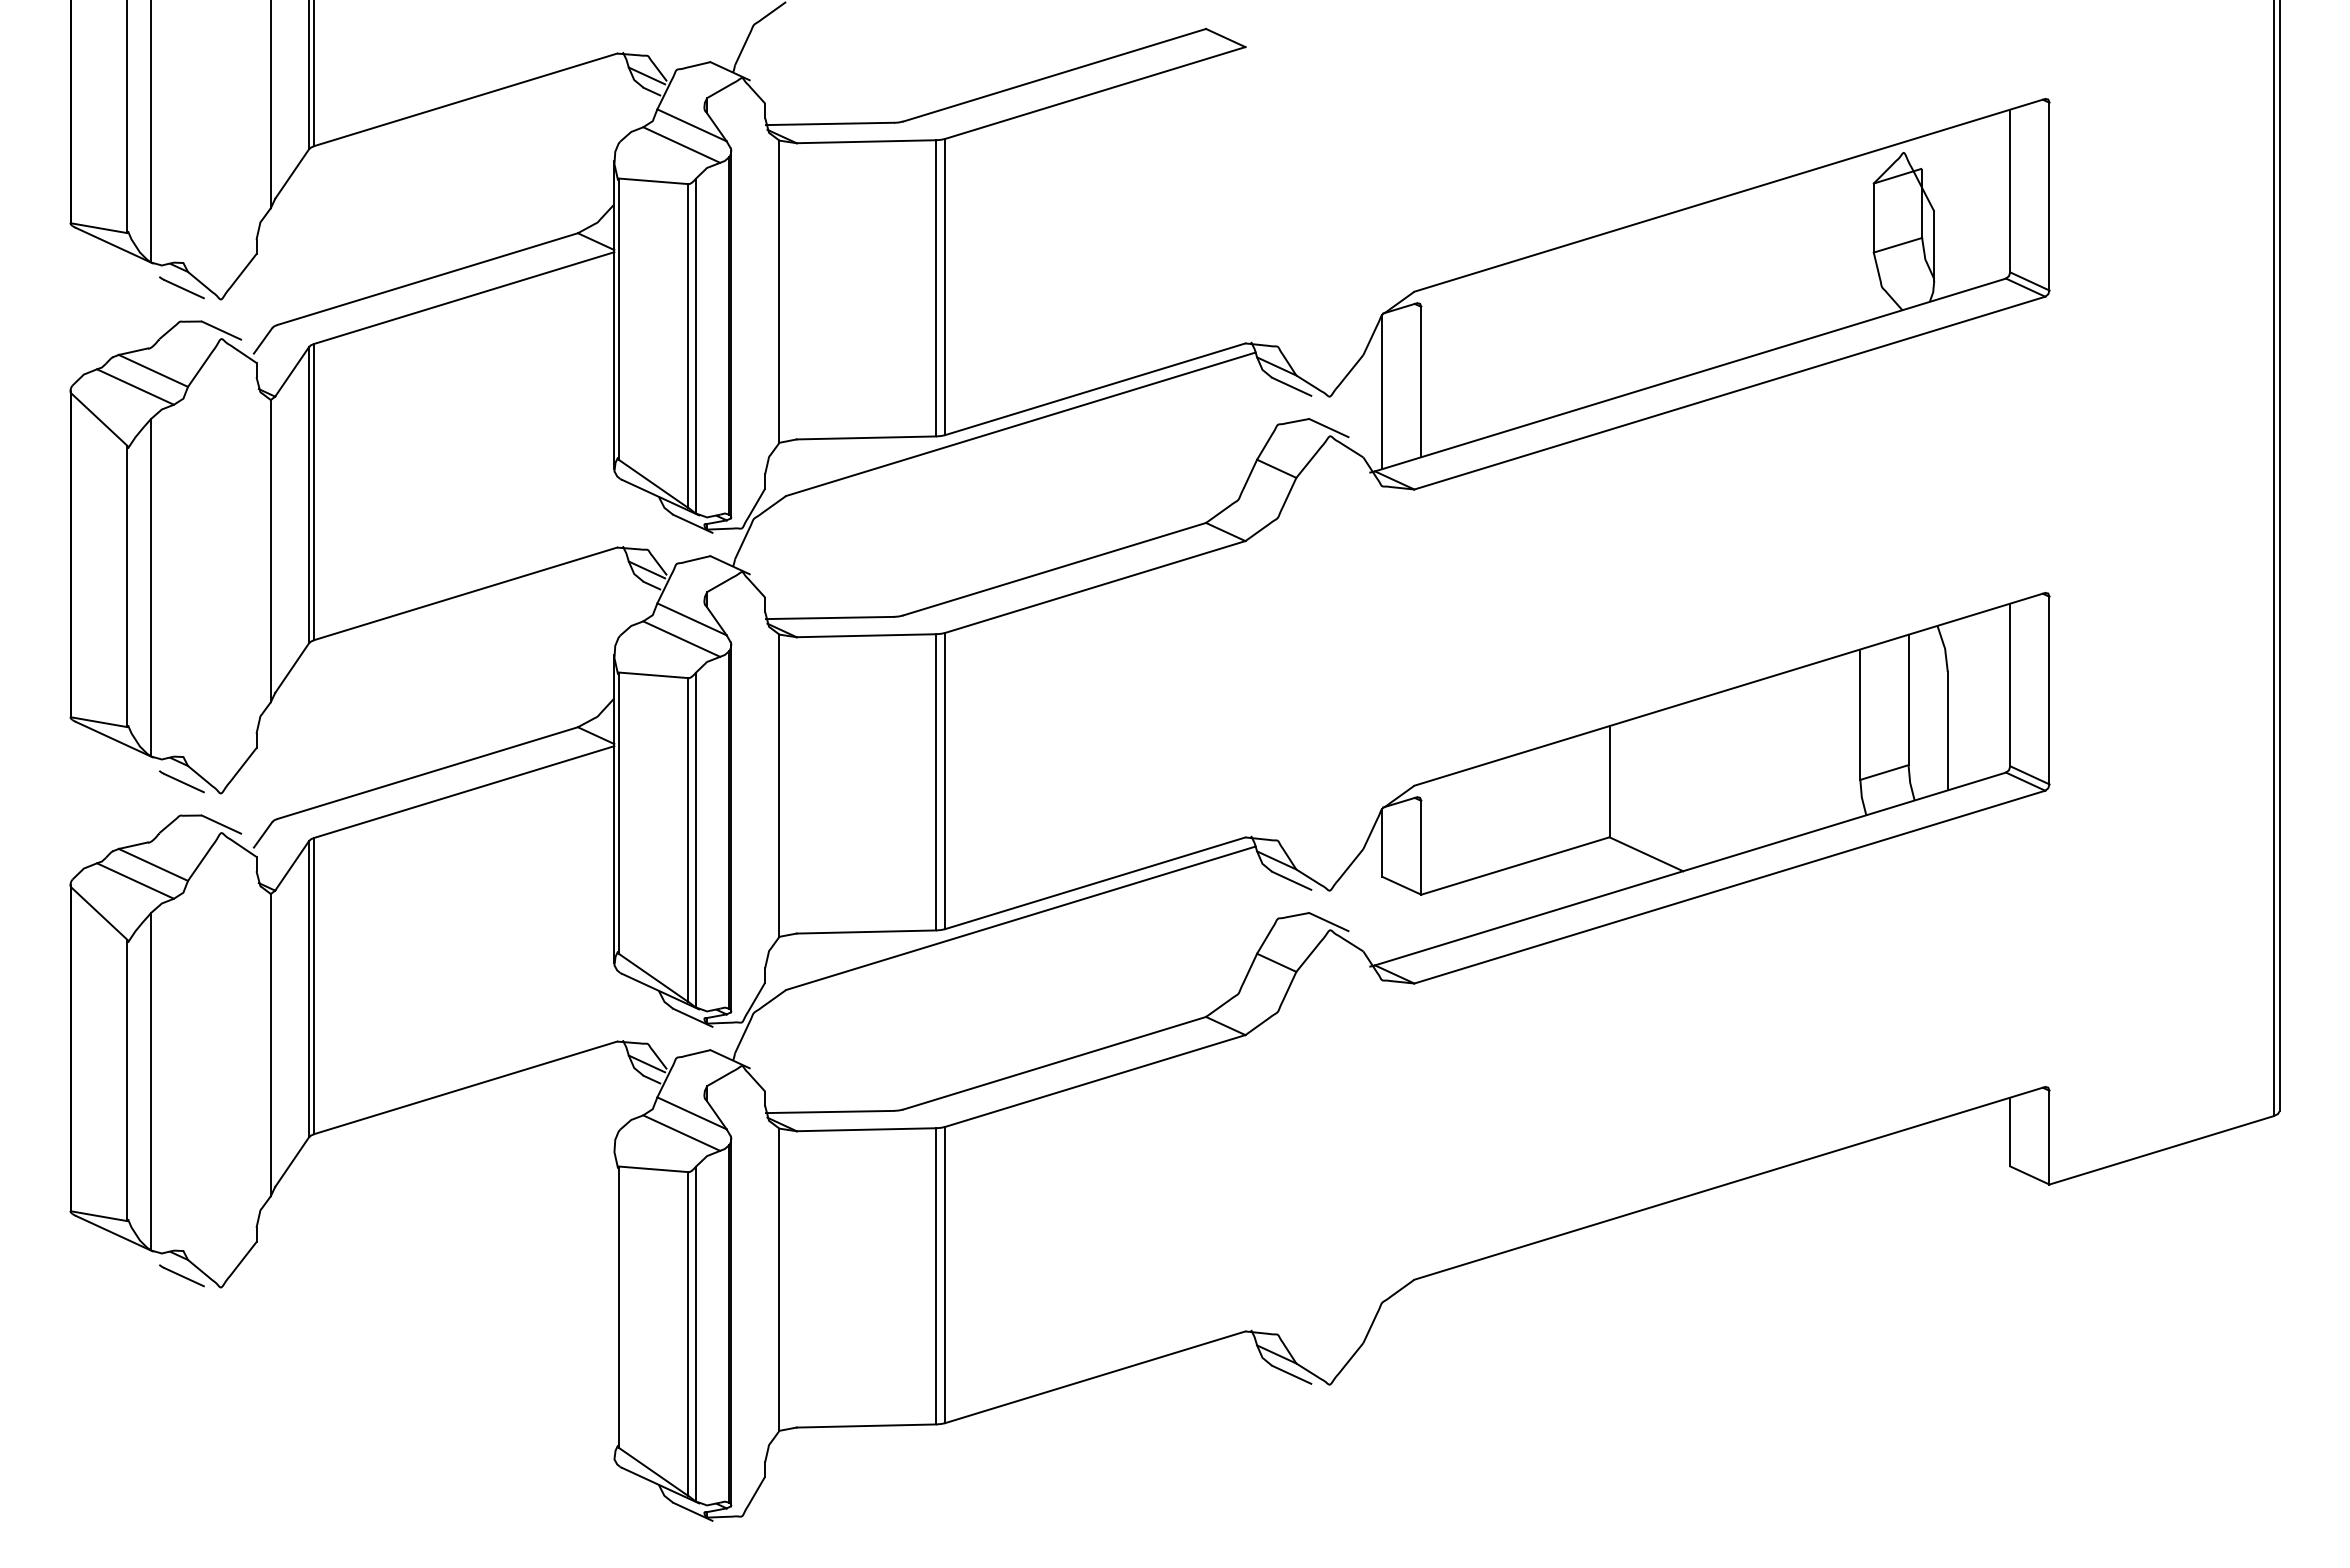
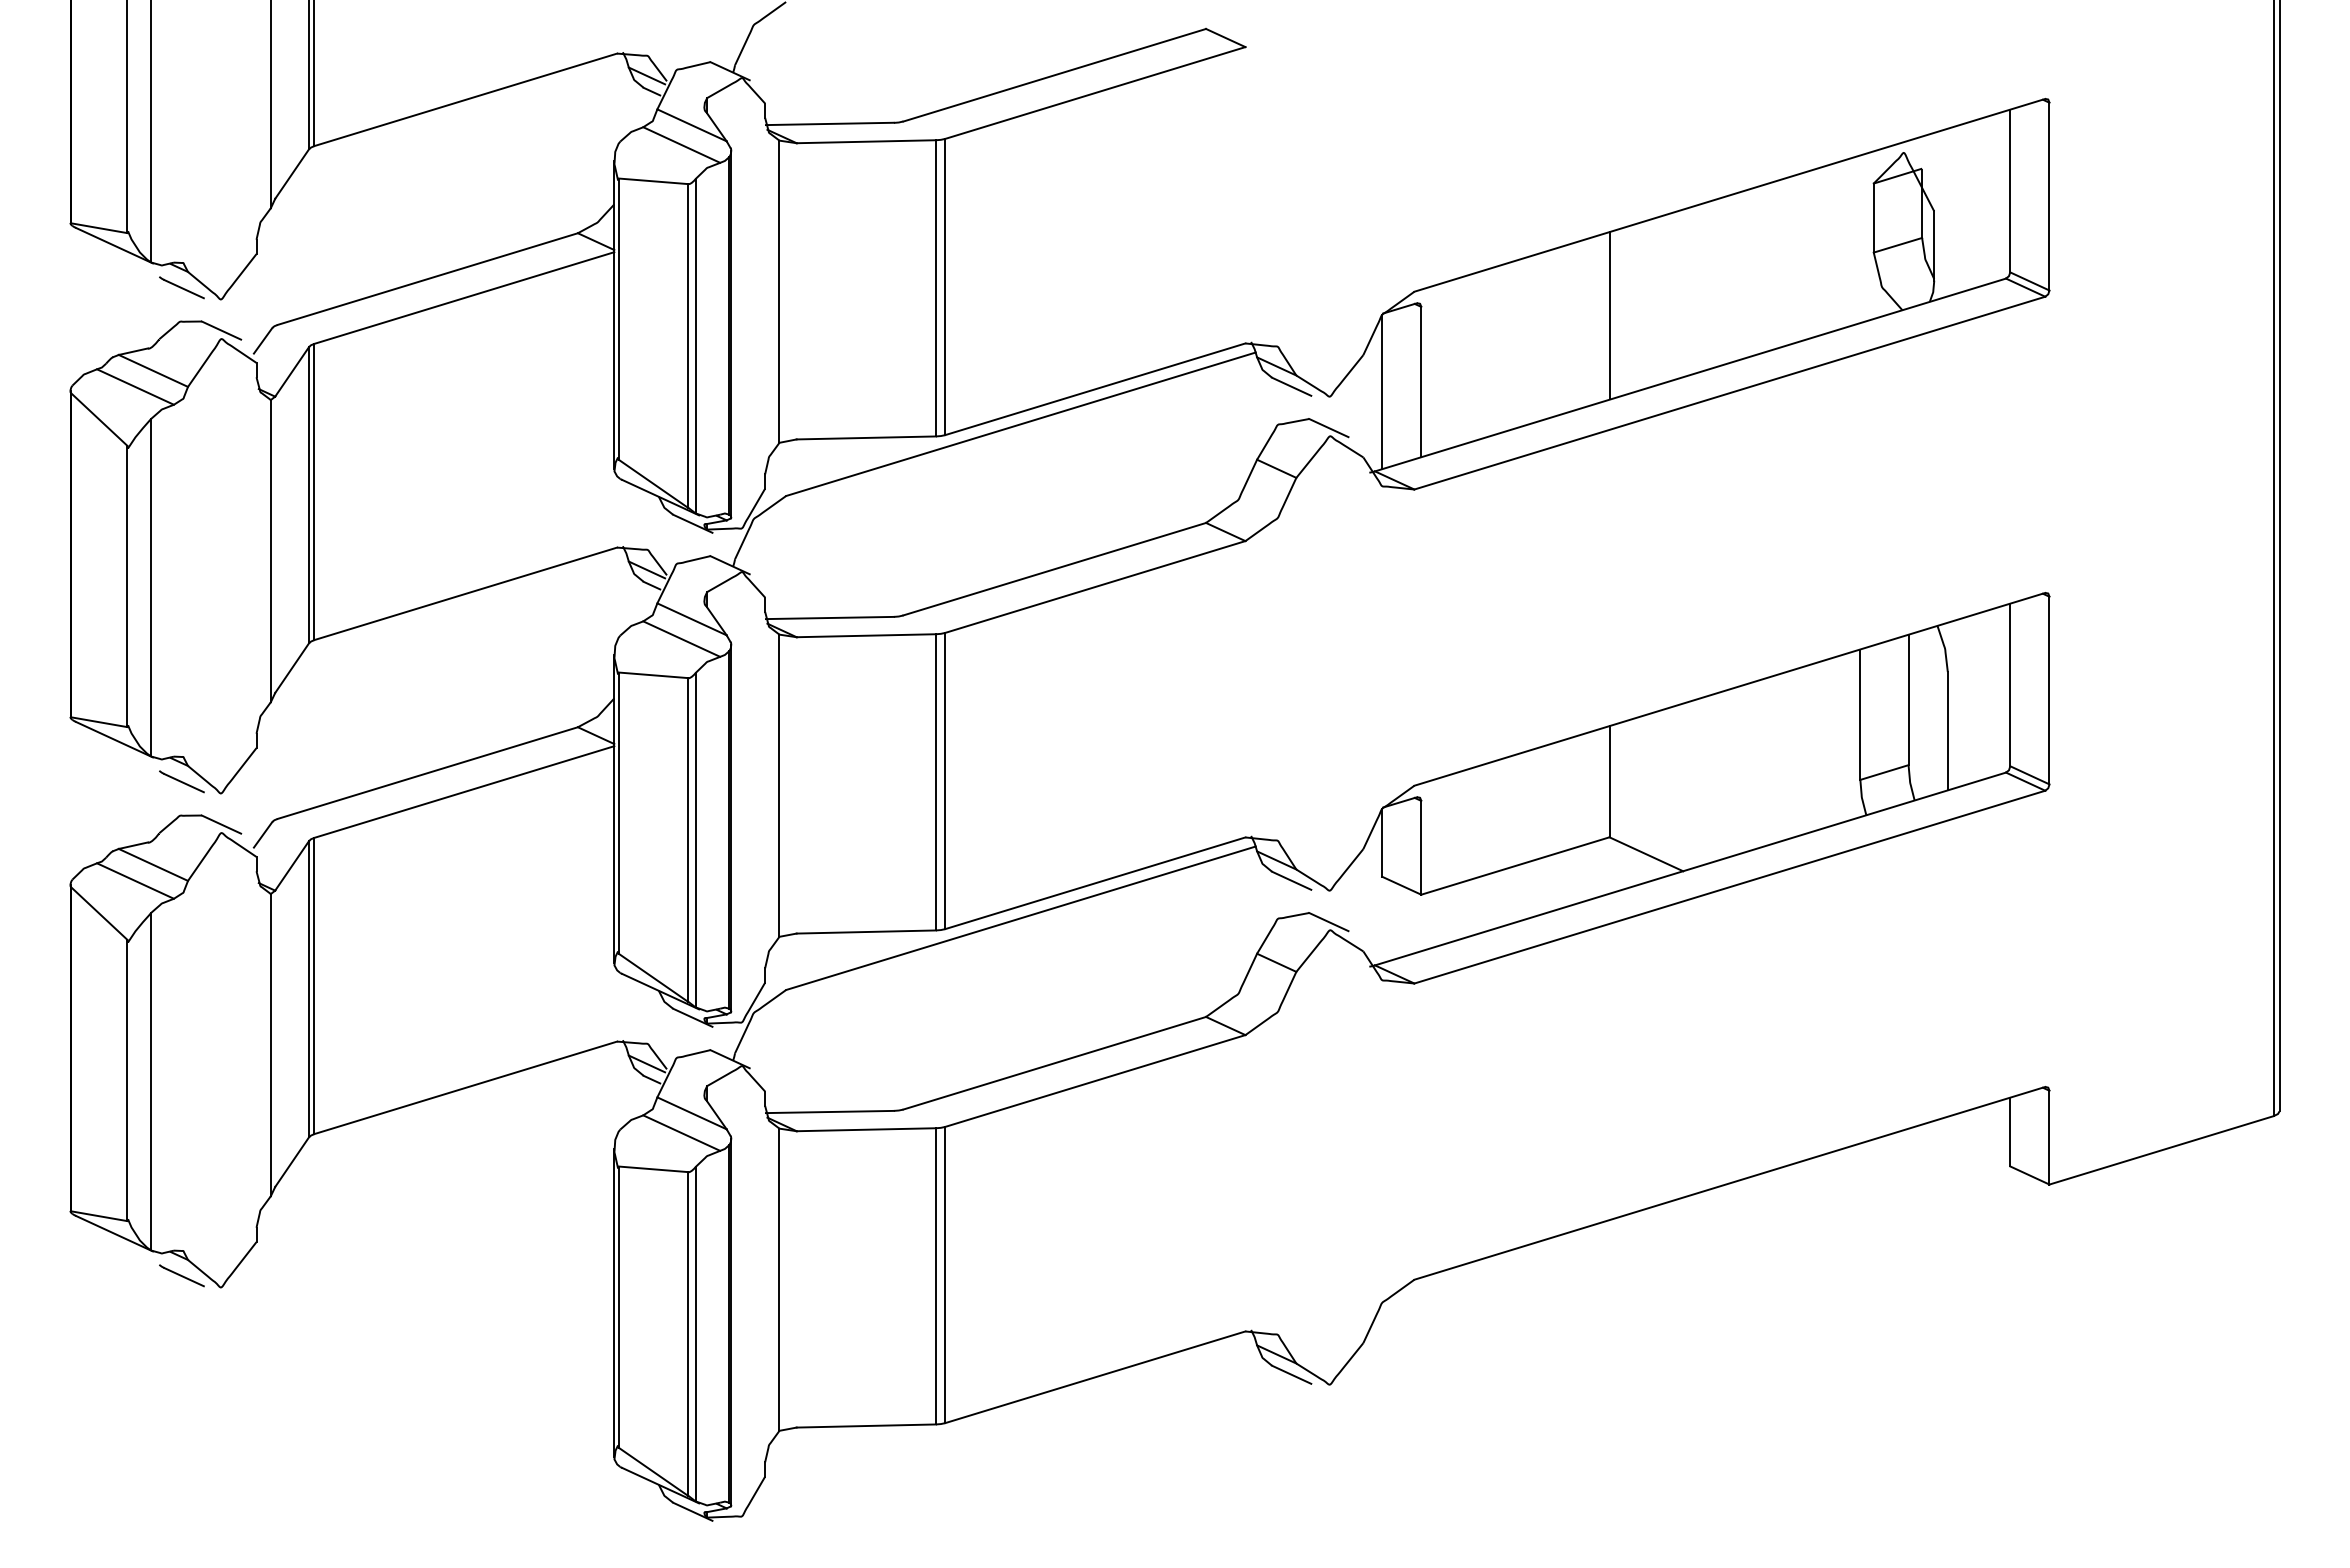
line: none -> present (1609, 315)
line: none -> present (614, 1302)
